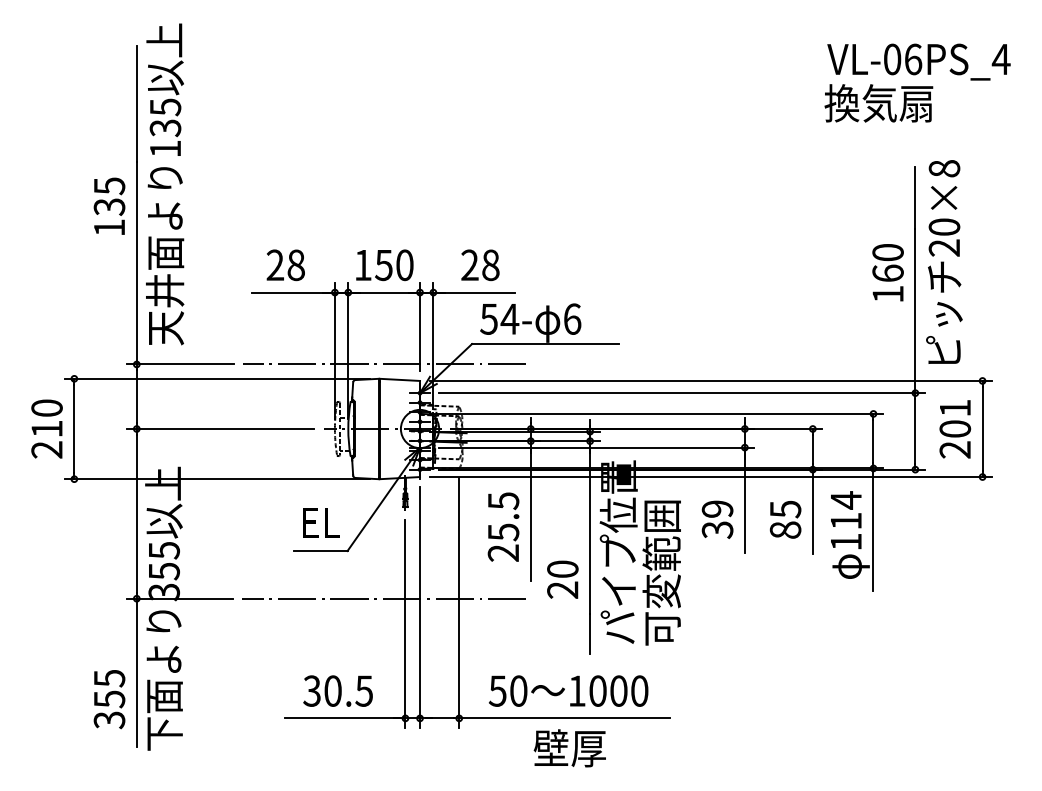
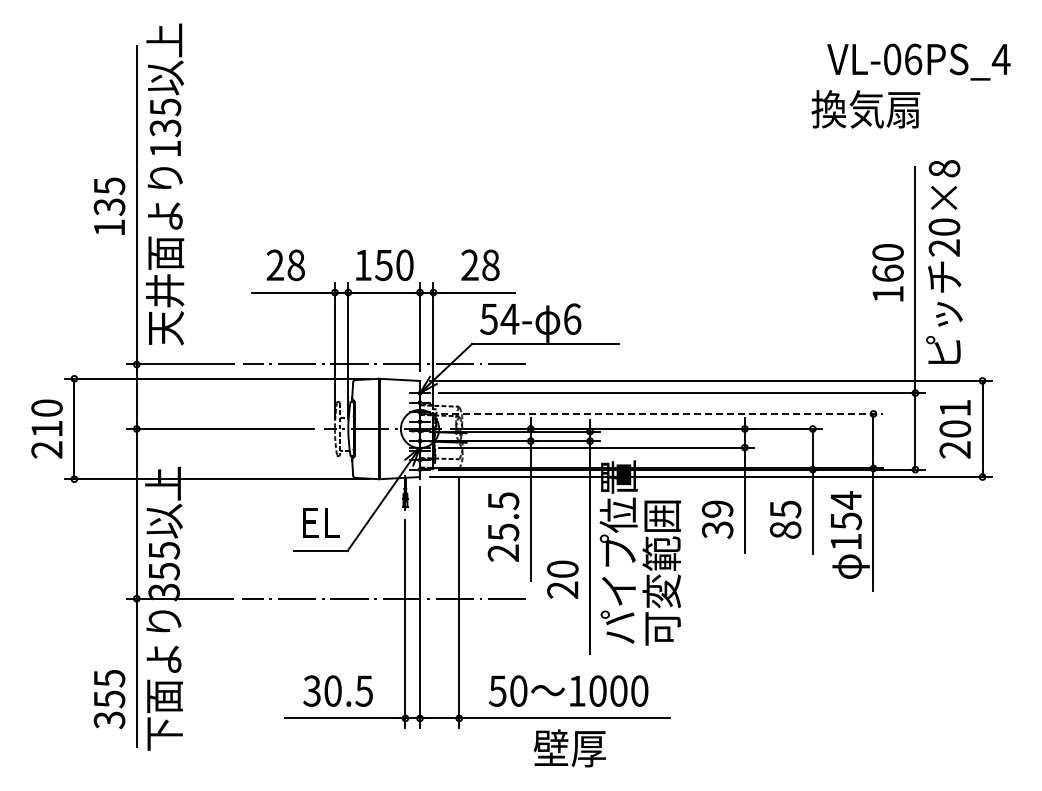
text position: (878, 103) -> (865, 109) (865, 109)
line: solid -> dashed (657, 413)
text: 114 -> 154 (846, 521)
